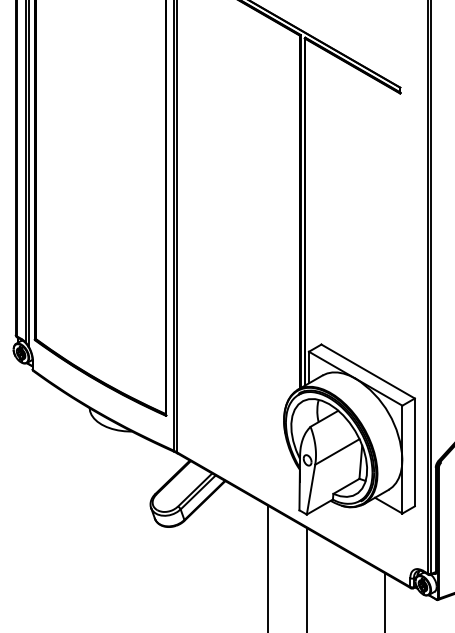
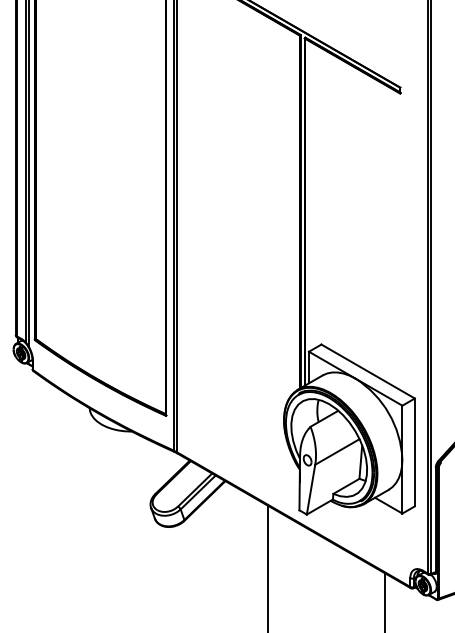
line: present -> none (306, 578)
